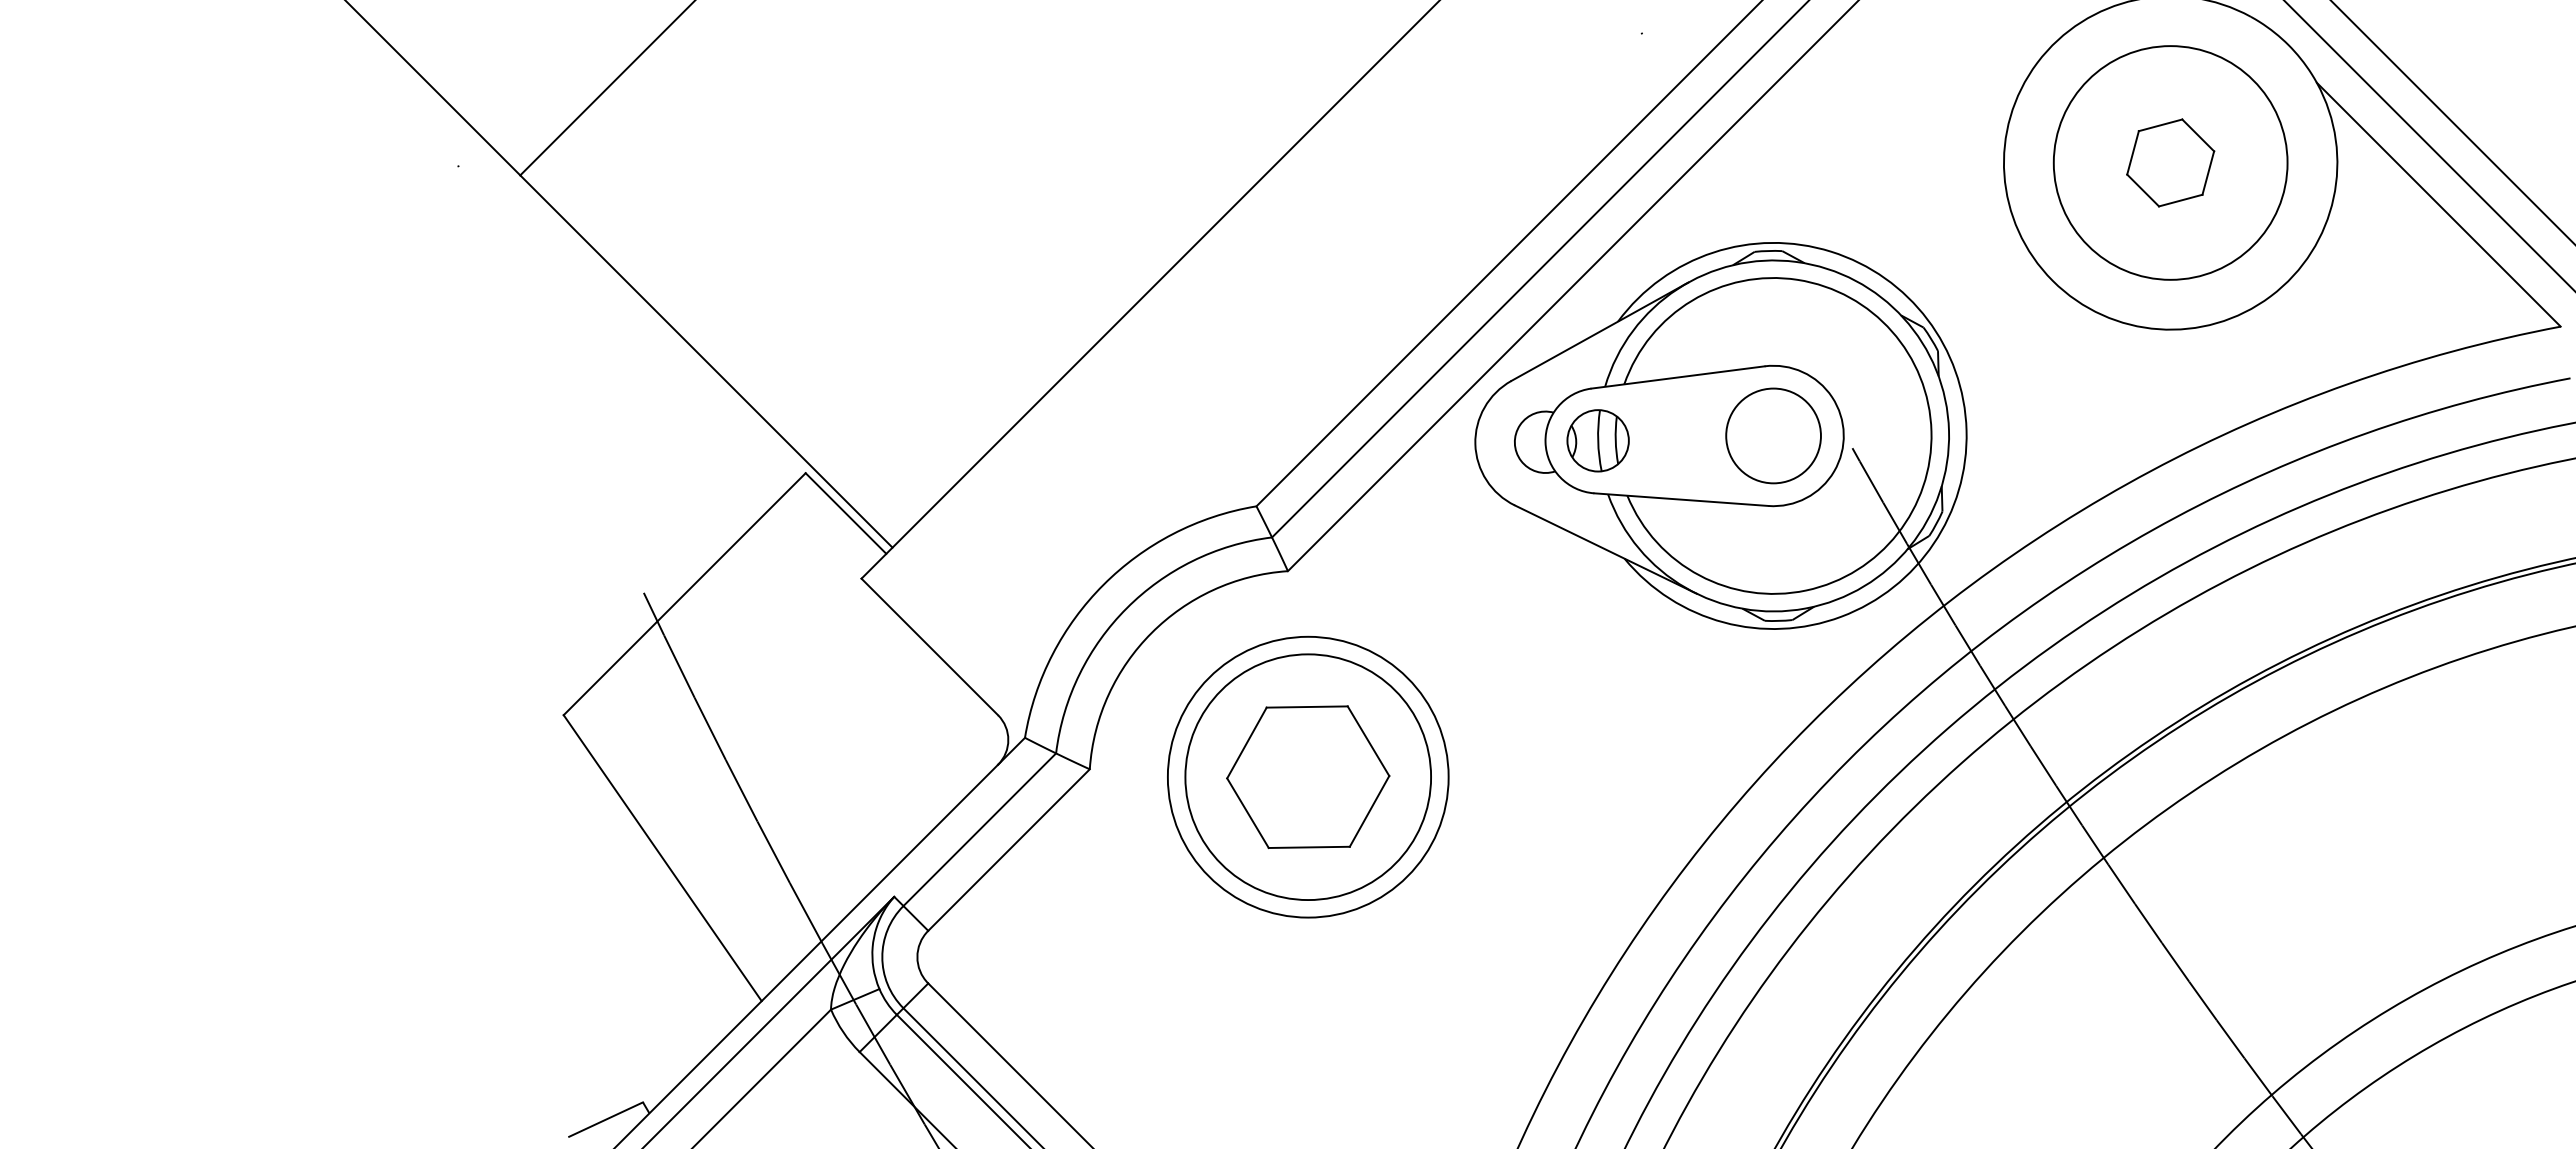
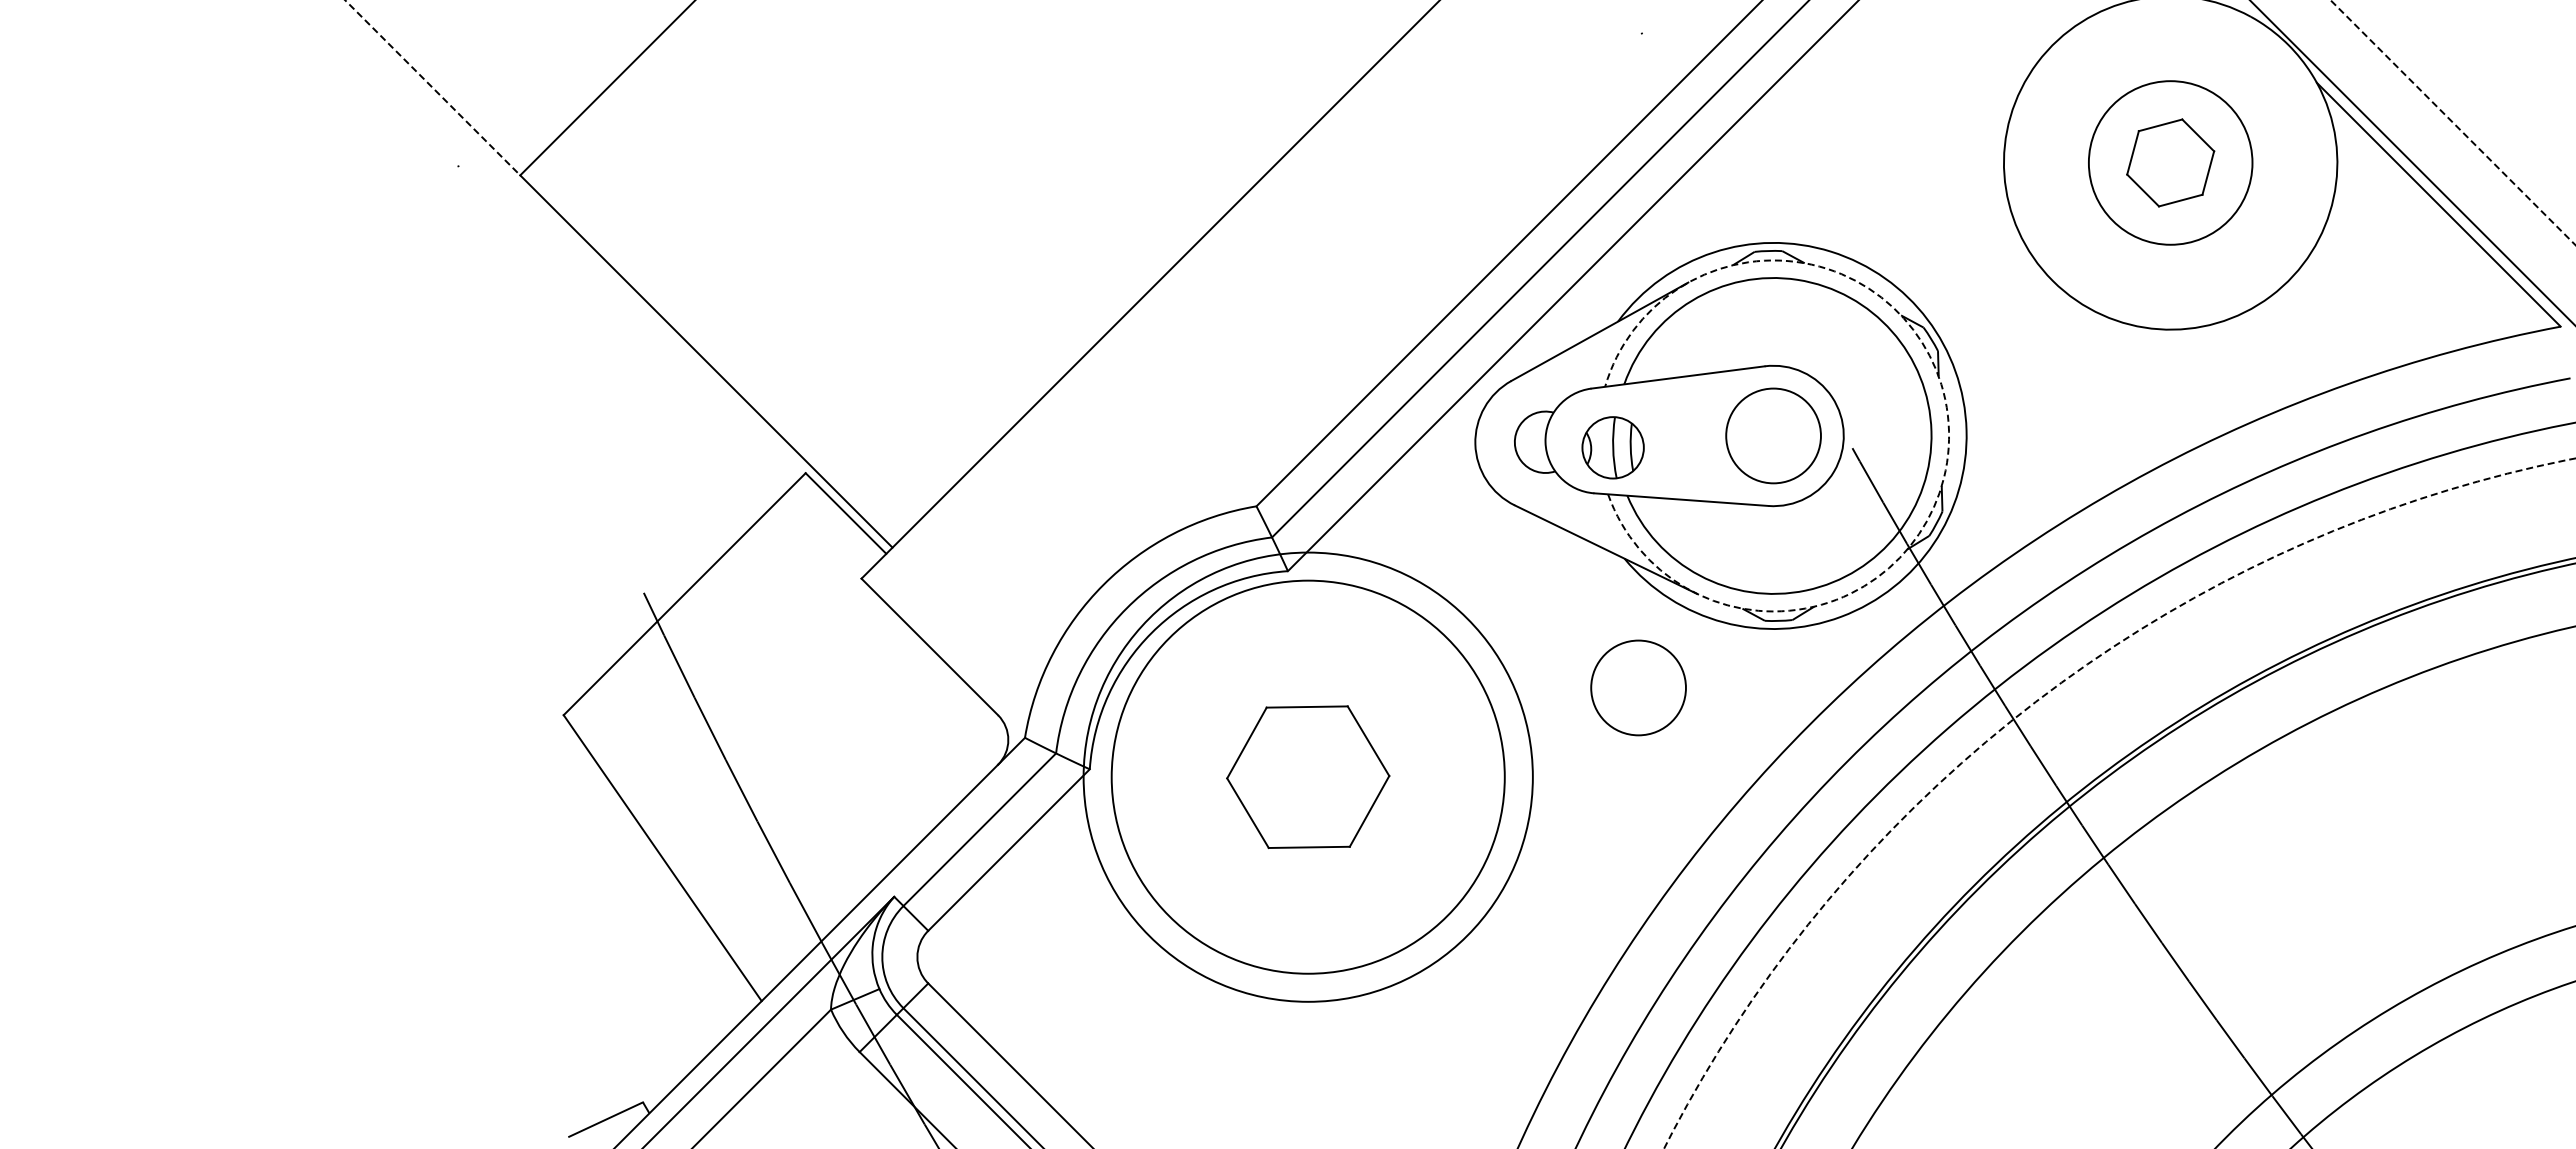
line: solid -> dashed (432, 87)
line: solid -> dashed (2453, 123)
line position: (2429, 145) -> (2412, 162) (2412, 162)
circle diameter: 234 px -> 164 px (2170, 162)
arc: solid -> dashed (1949, 431)
part position: (1597, 440) -> (1612, 447) (1612, 447)
circle: none -> present (1638, 687)
arc: solid -> dashed (2040, 698)
circle diameter: 281 px -> 449 px (1307, 776)
circle diameter: 246 px -> 393 px (1307, 776)
